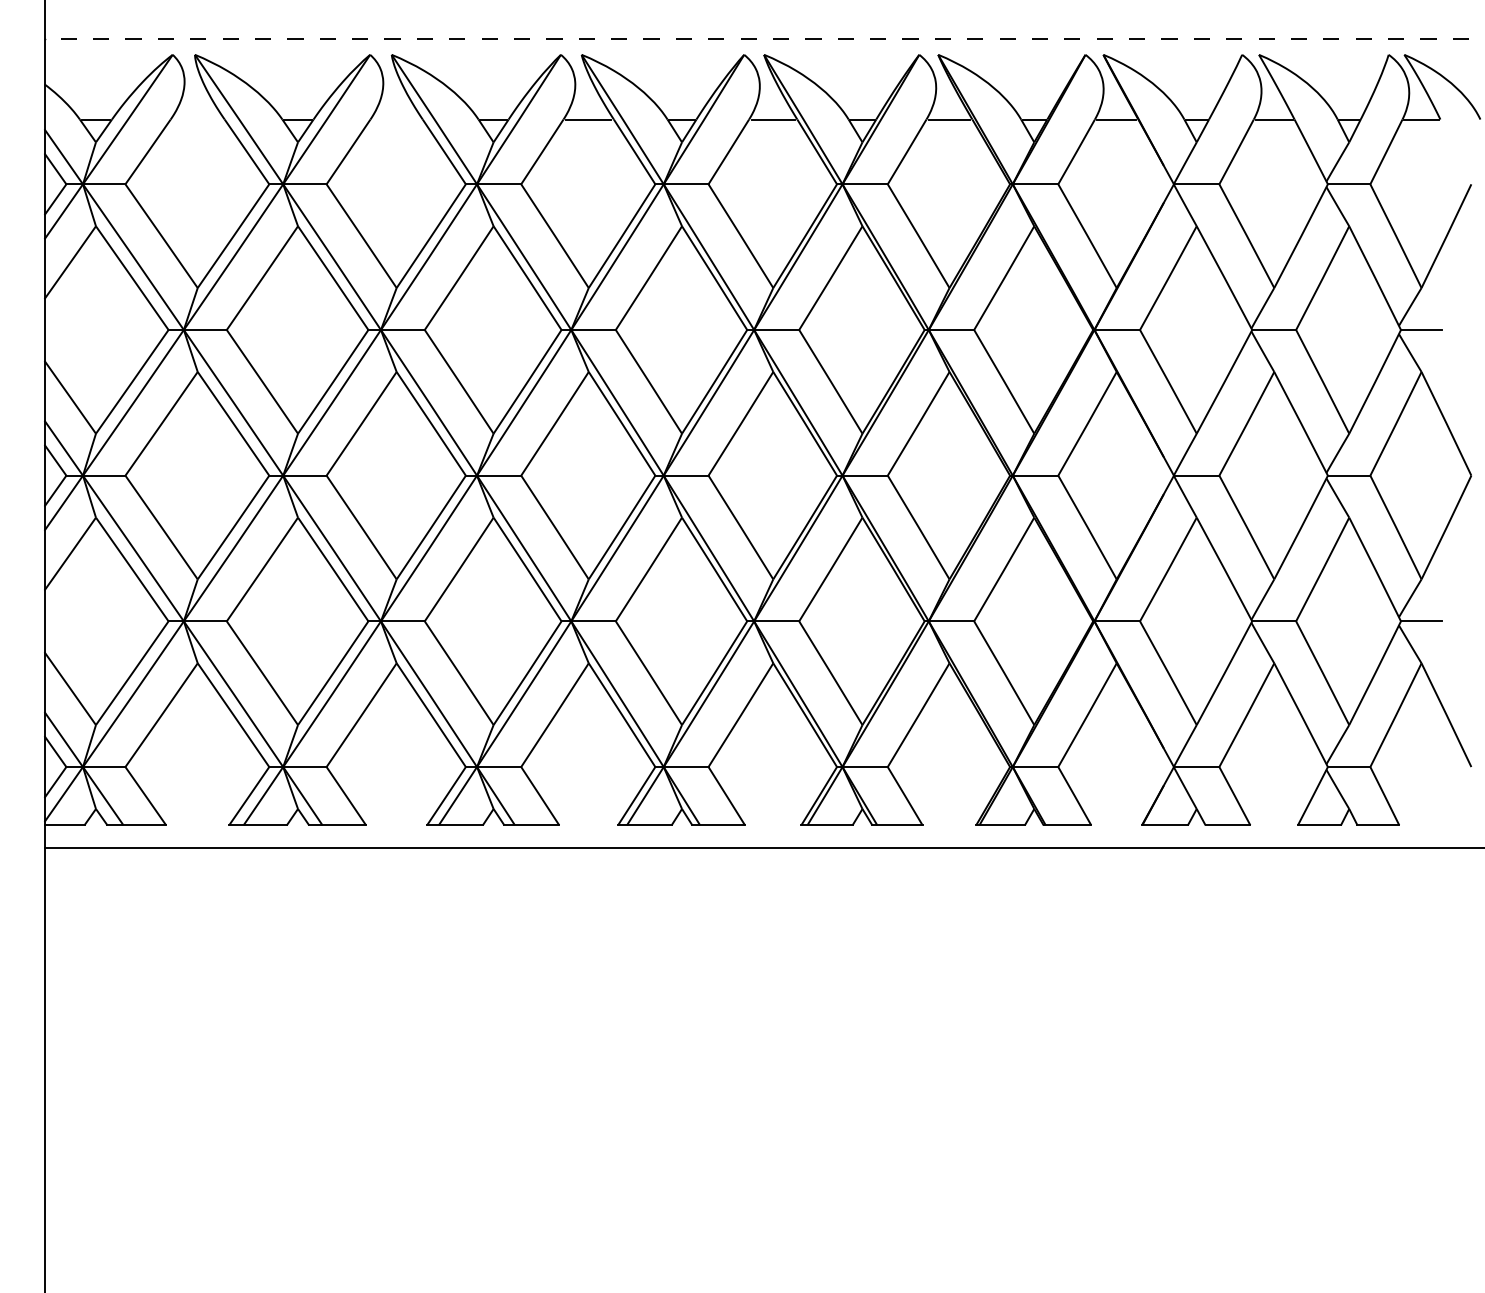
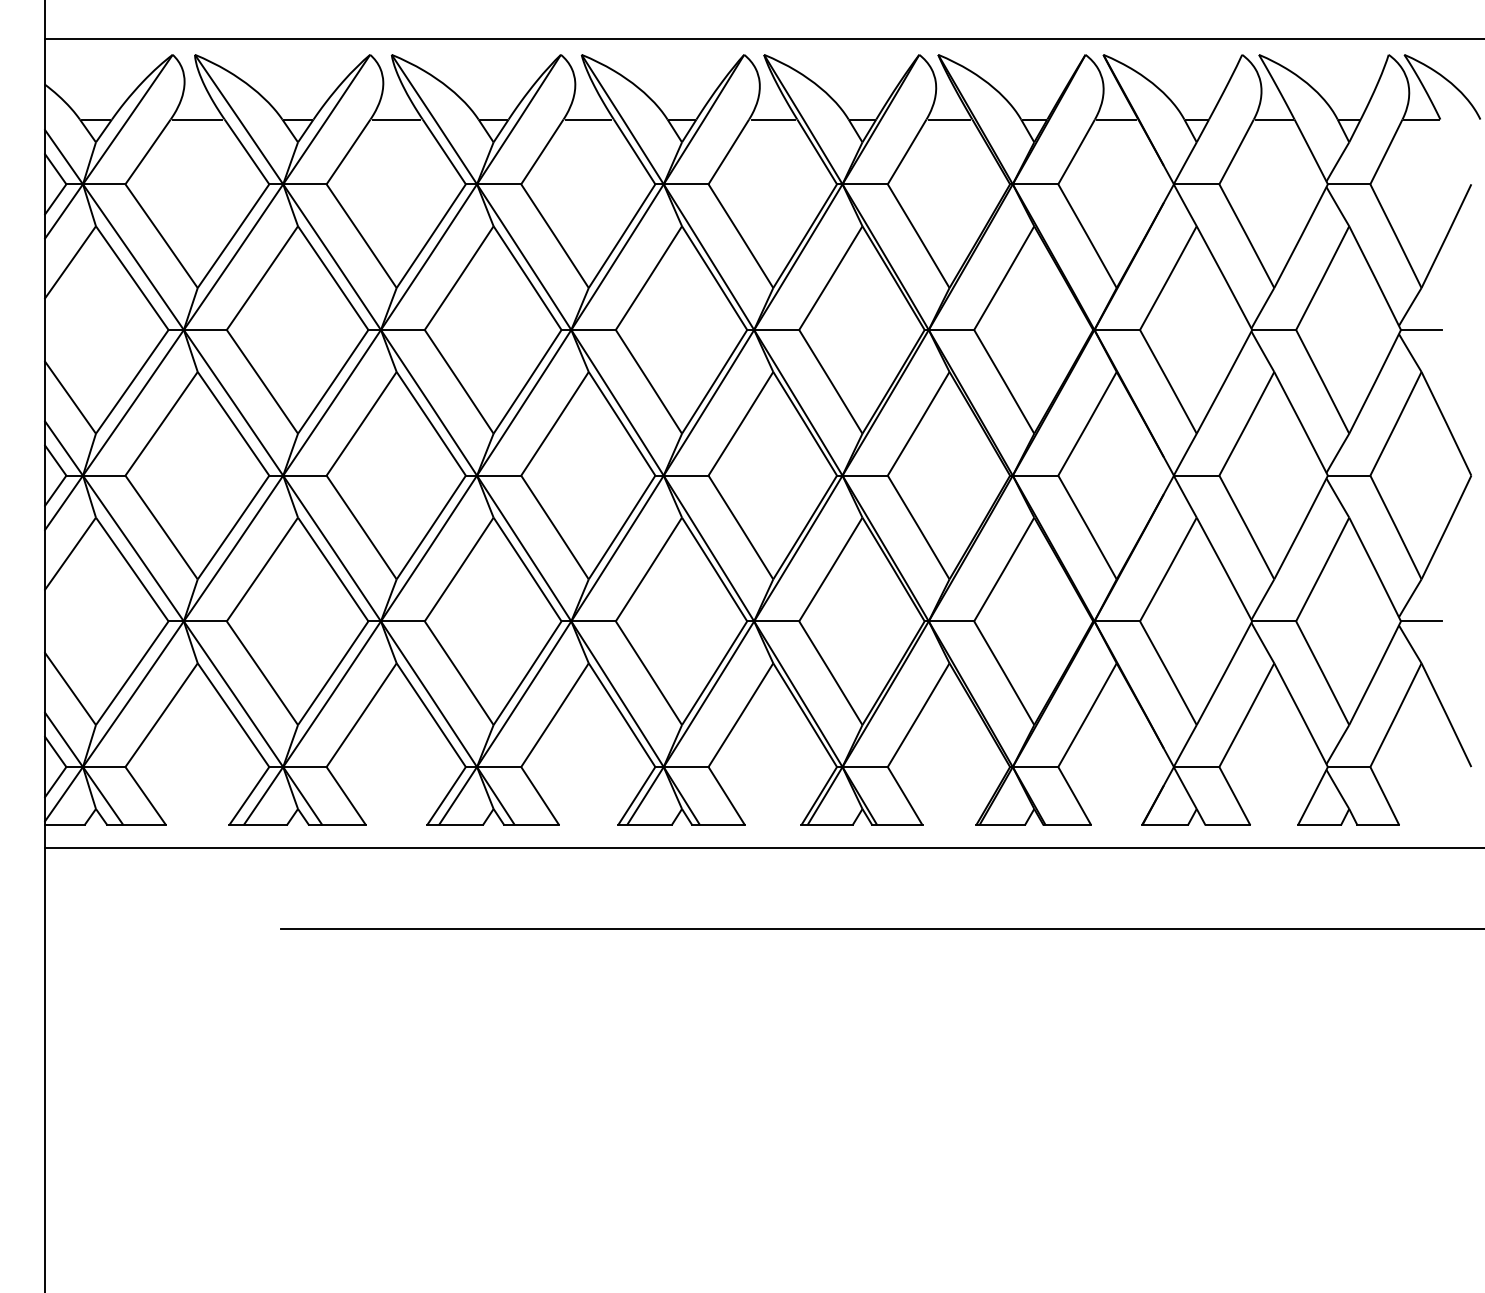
line: dashed -> solid (764, 38)
line: none -> present (197, 119)
line: none -> present (396, 119)
line: none -> present (881, 928)
